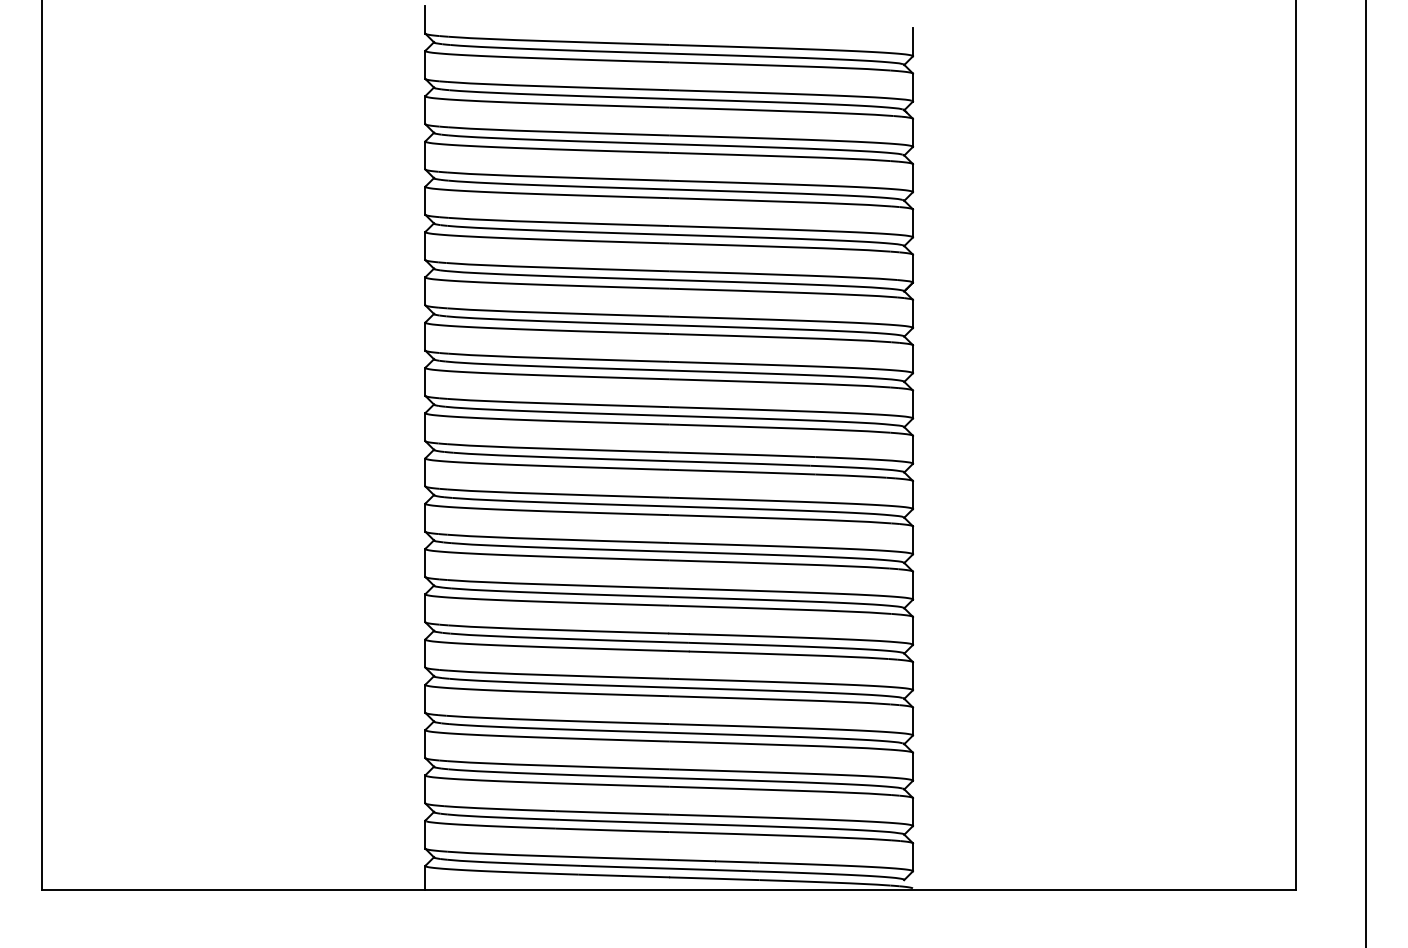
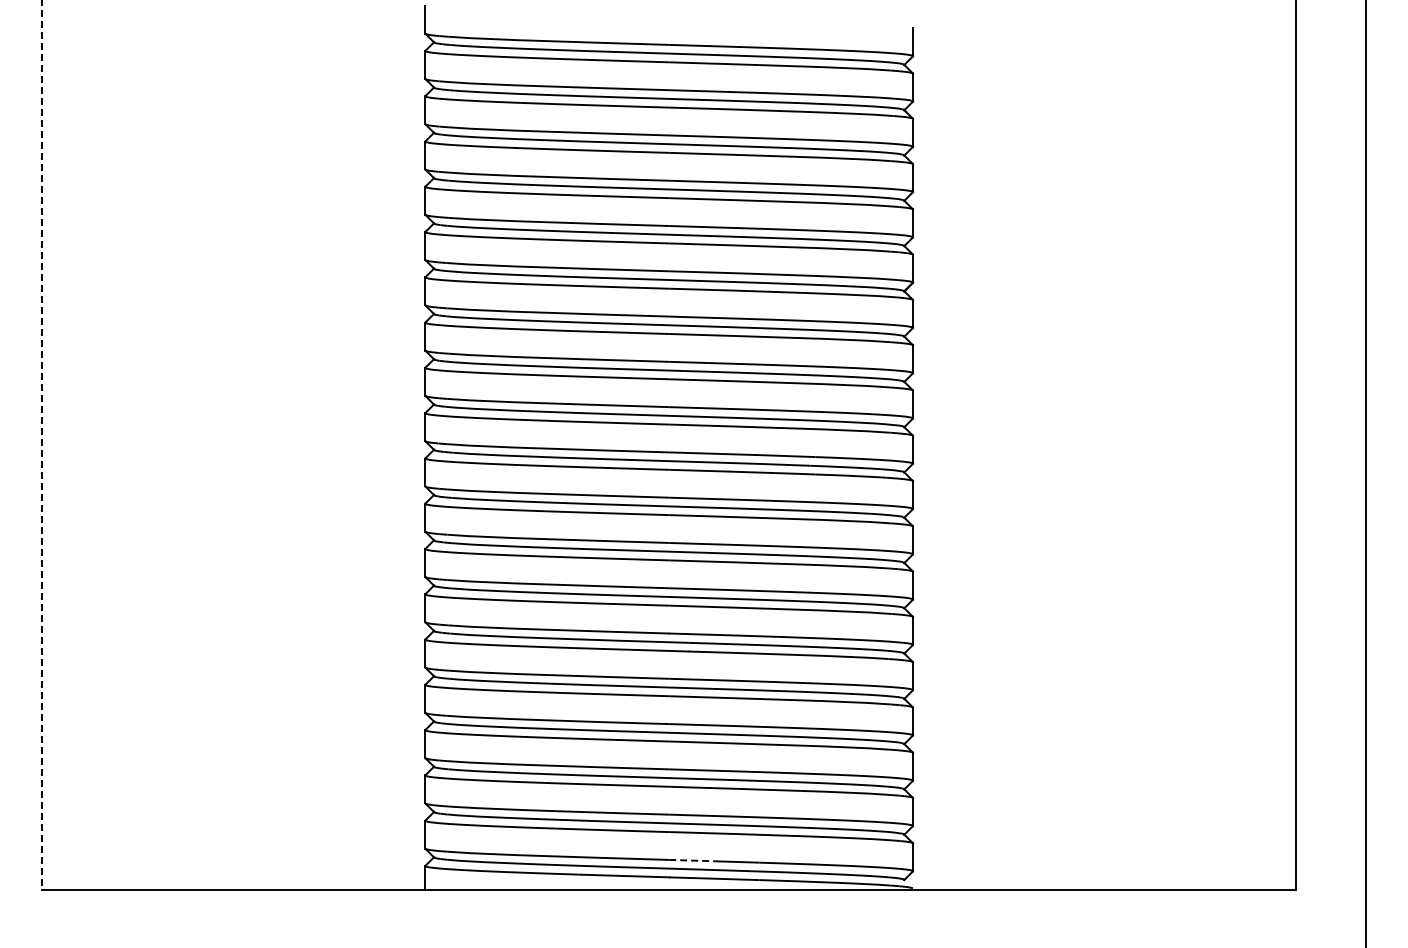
line: solid -> dashed (42, 445)
line: solid -> dashed (692, 860)
